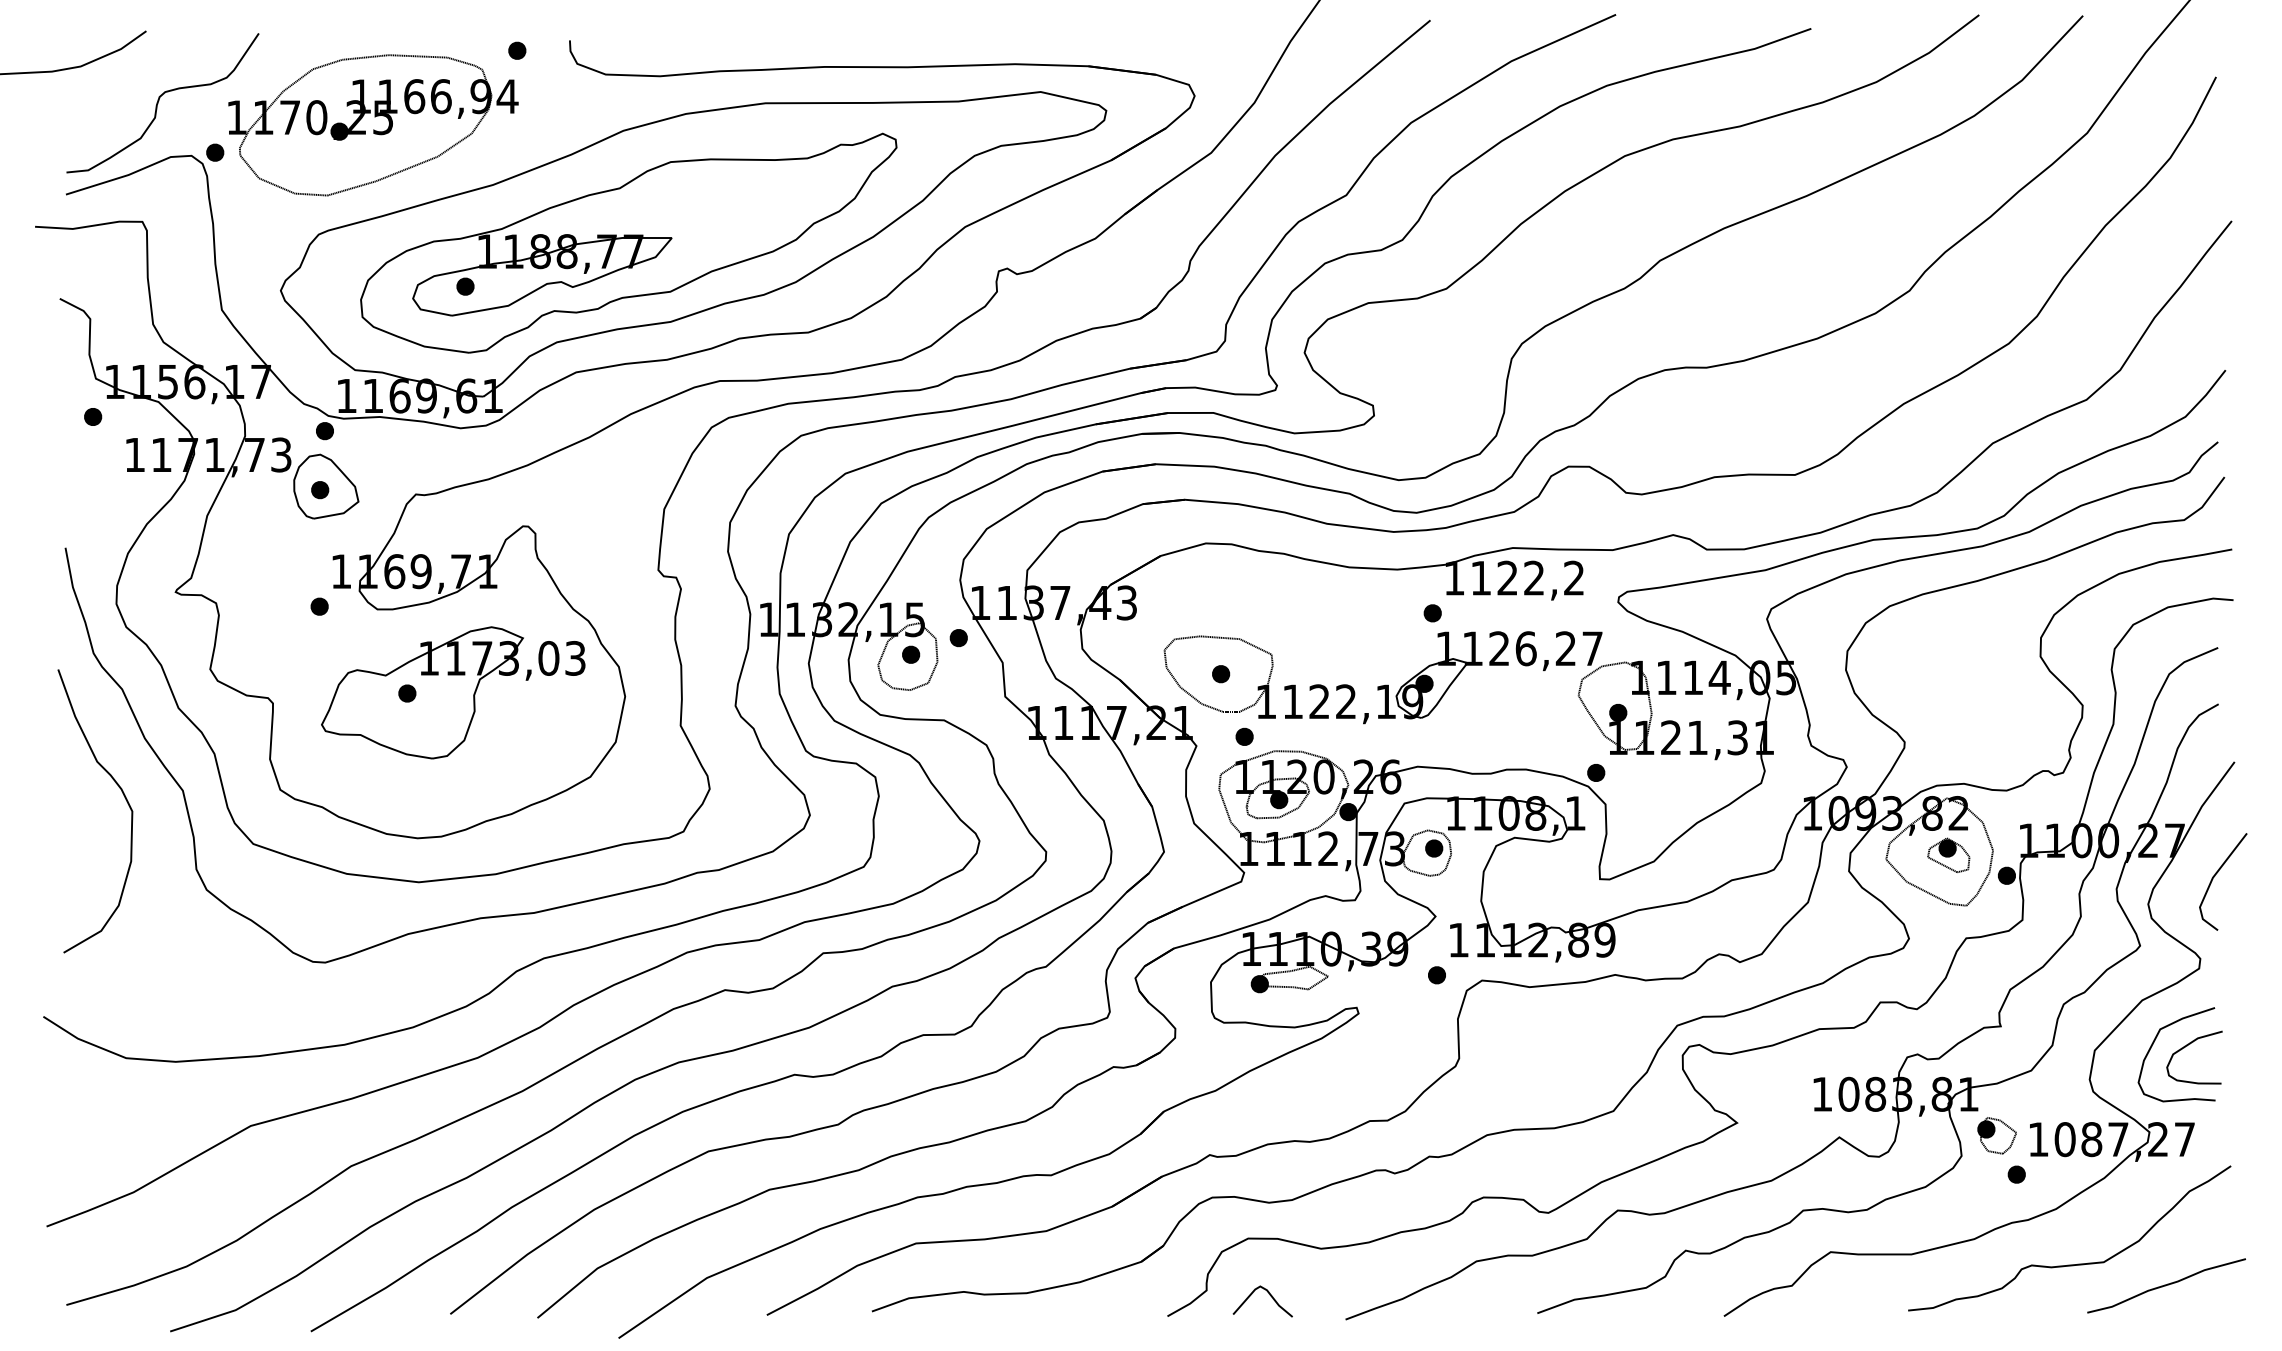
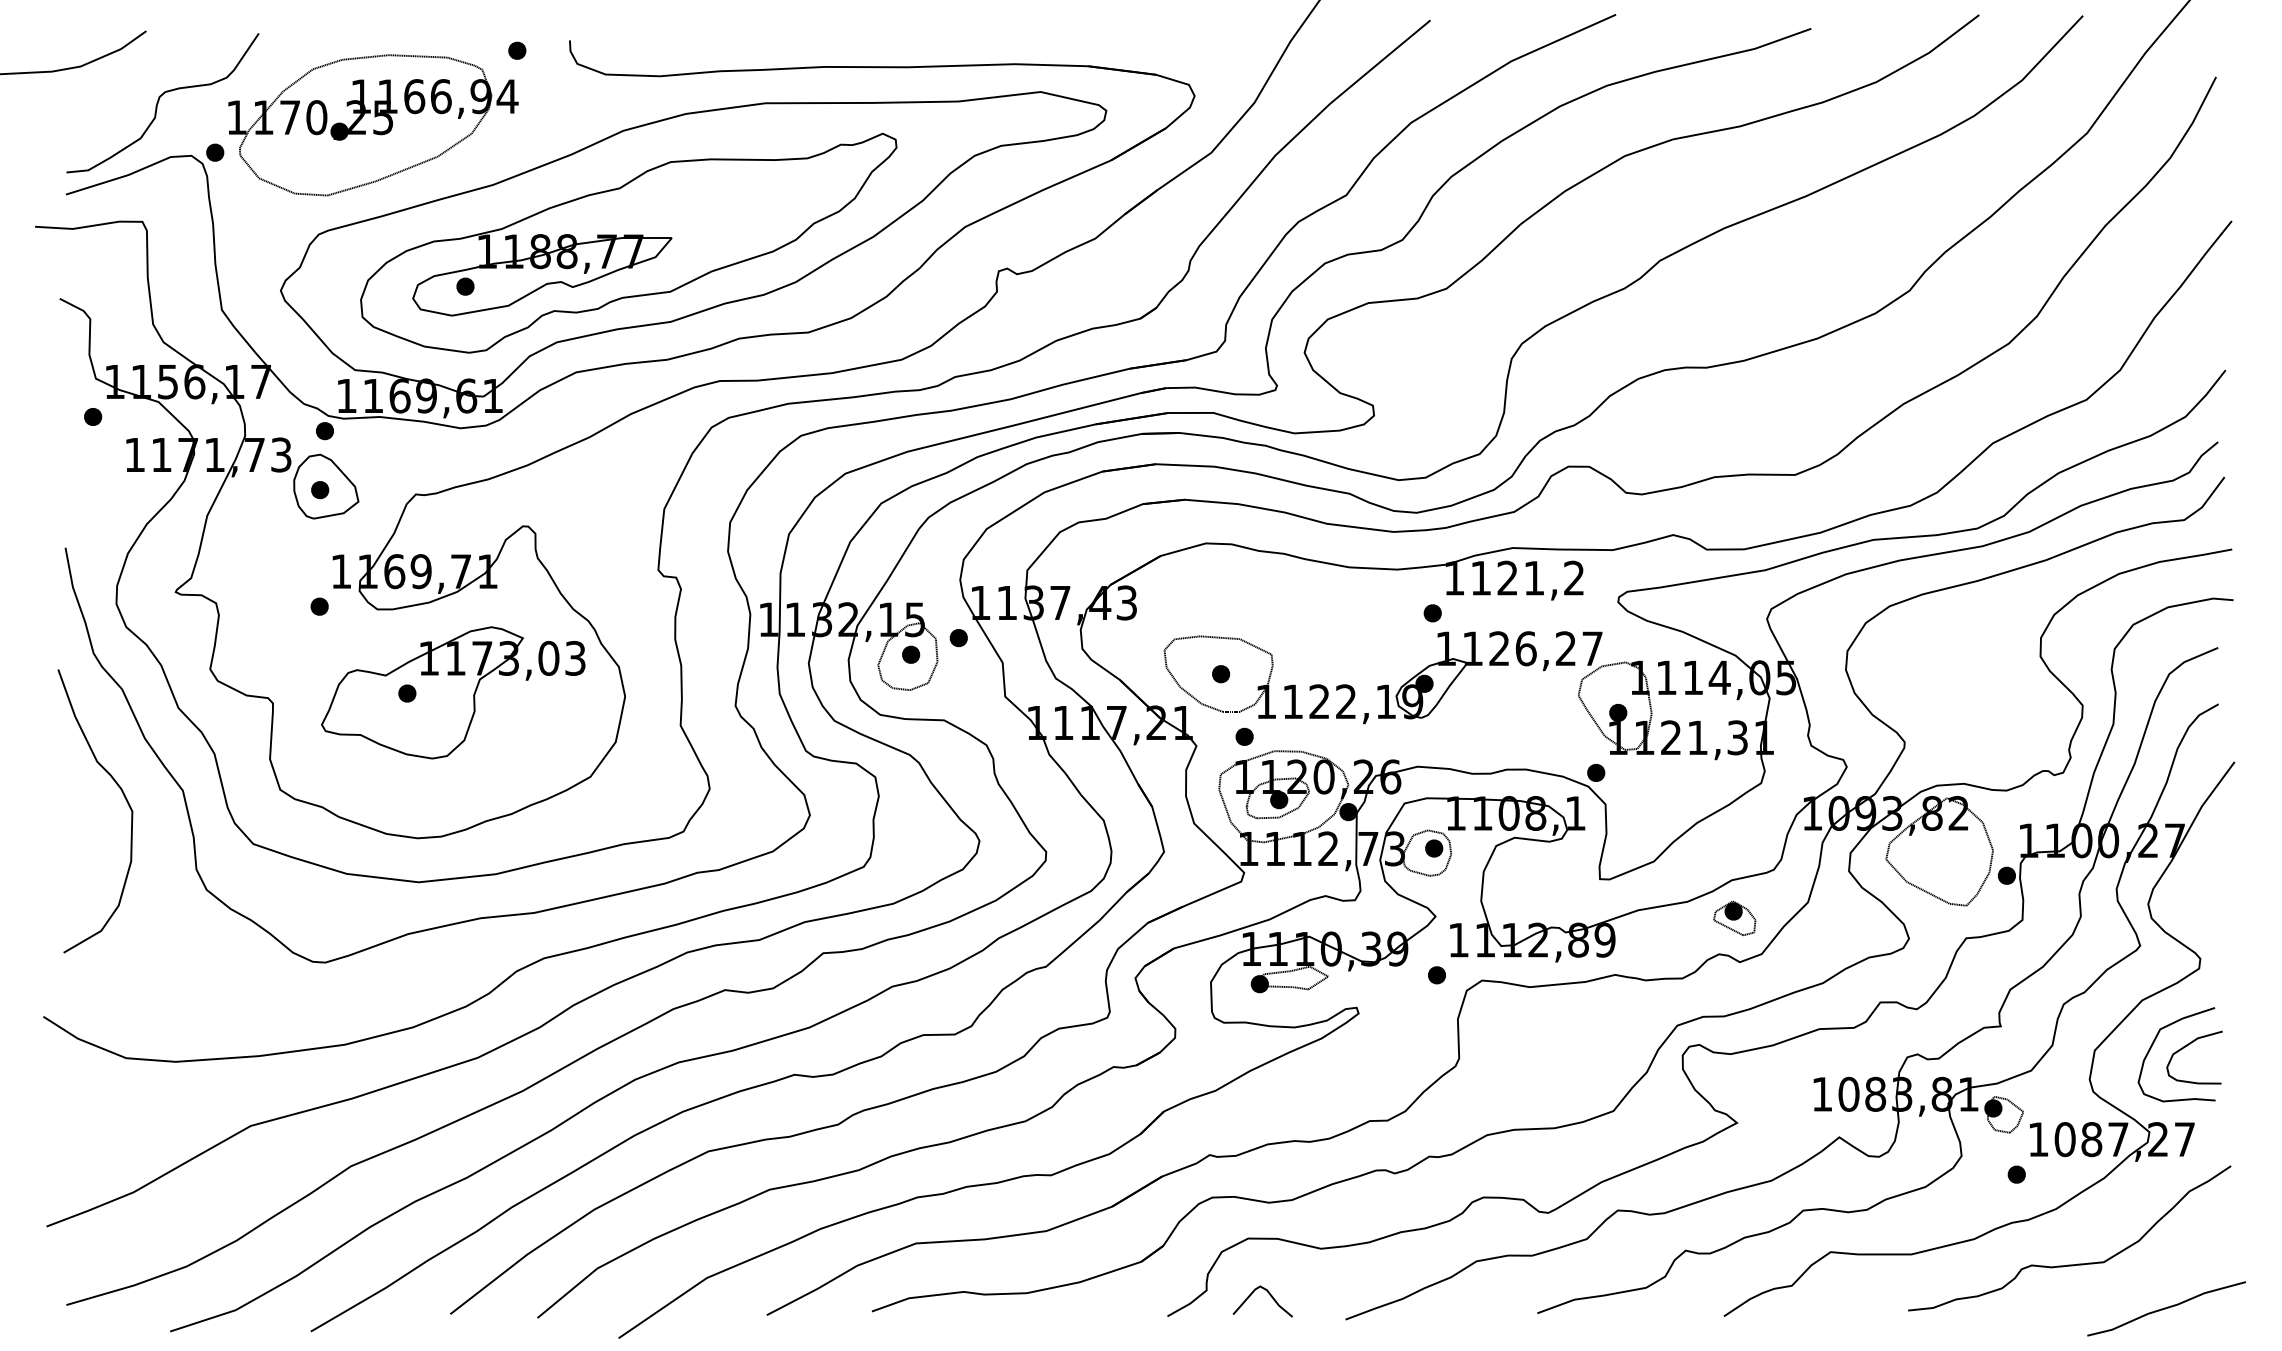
text: 1122,2 -> 1121,2 (1533, 577)
part position: (1948, 854) -> (1734, 917) (1734, 917)
line: present -> none (2215, 876)
part position: (1996, 1135) -> (2003, 1114) (2003, 1114)
curve position: (2166, 1285) -> (2166, 1308) (2166, 1308)
